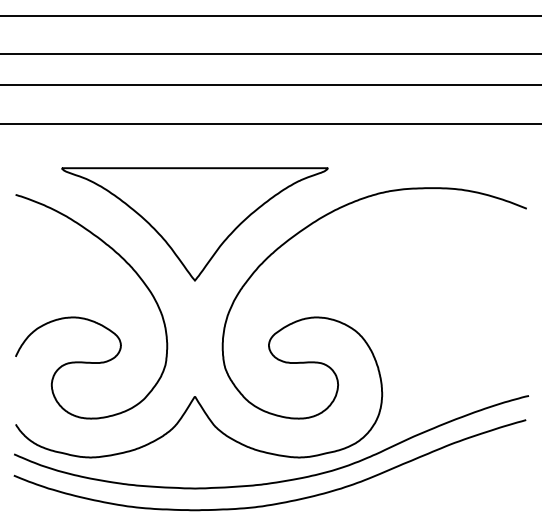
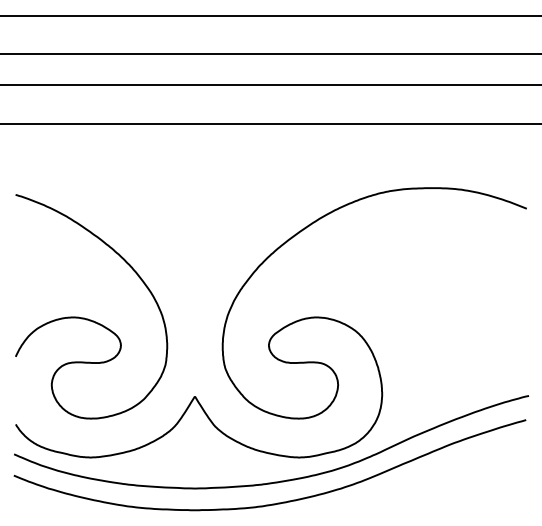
part: present -> none (194, 224)
